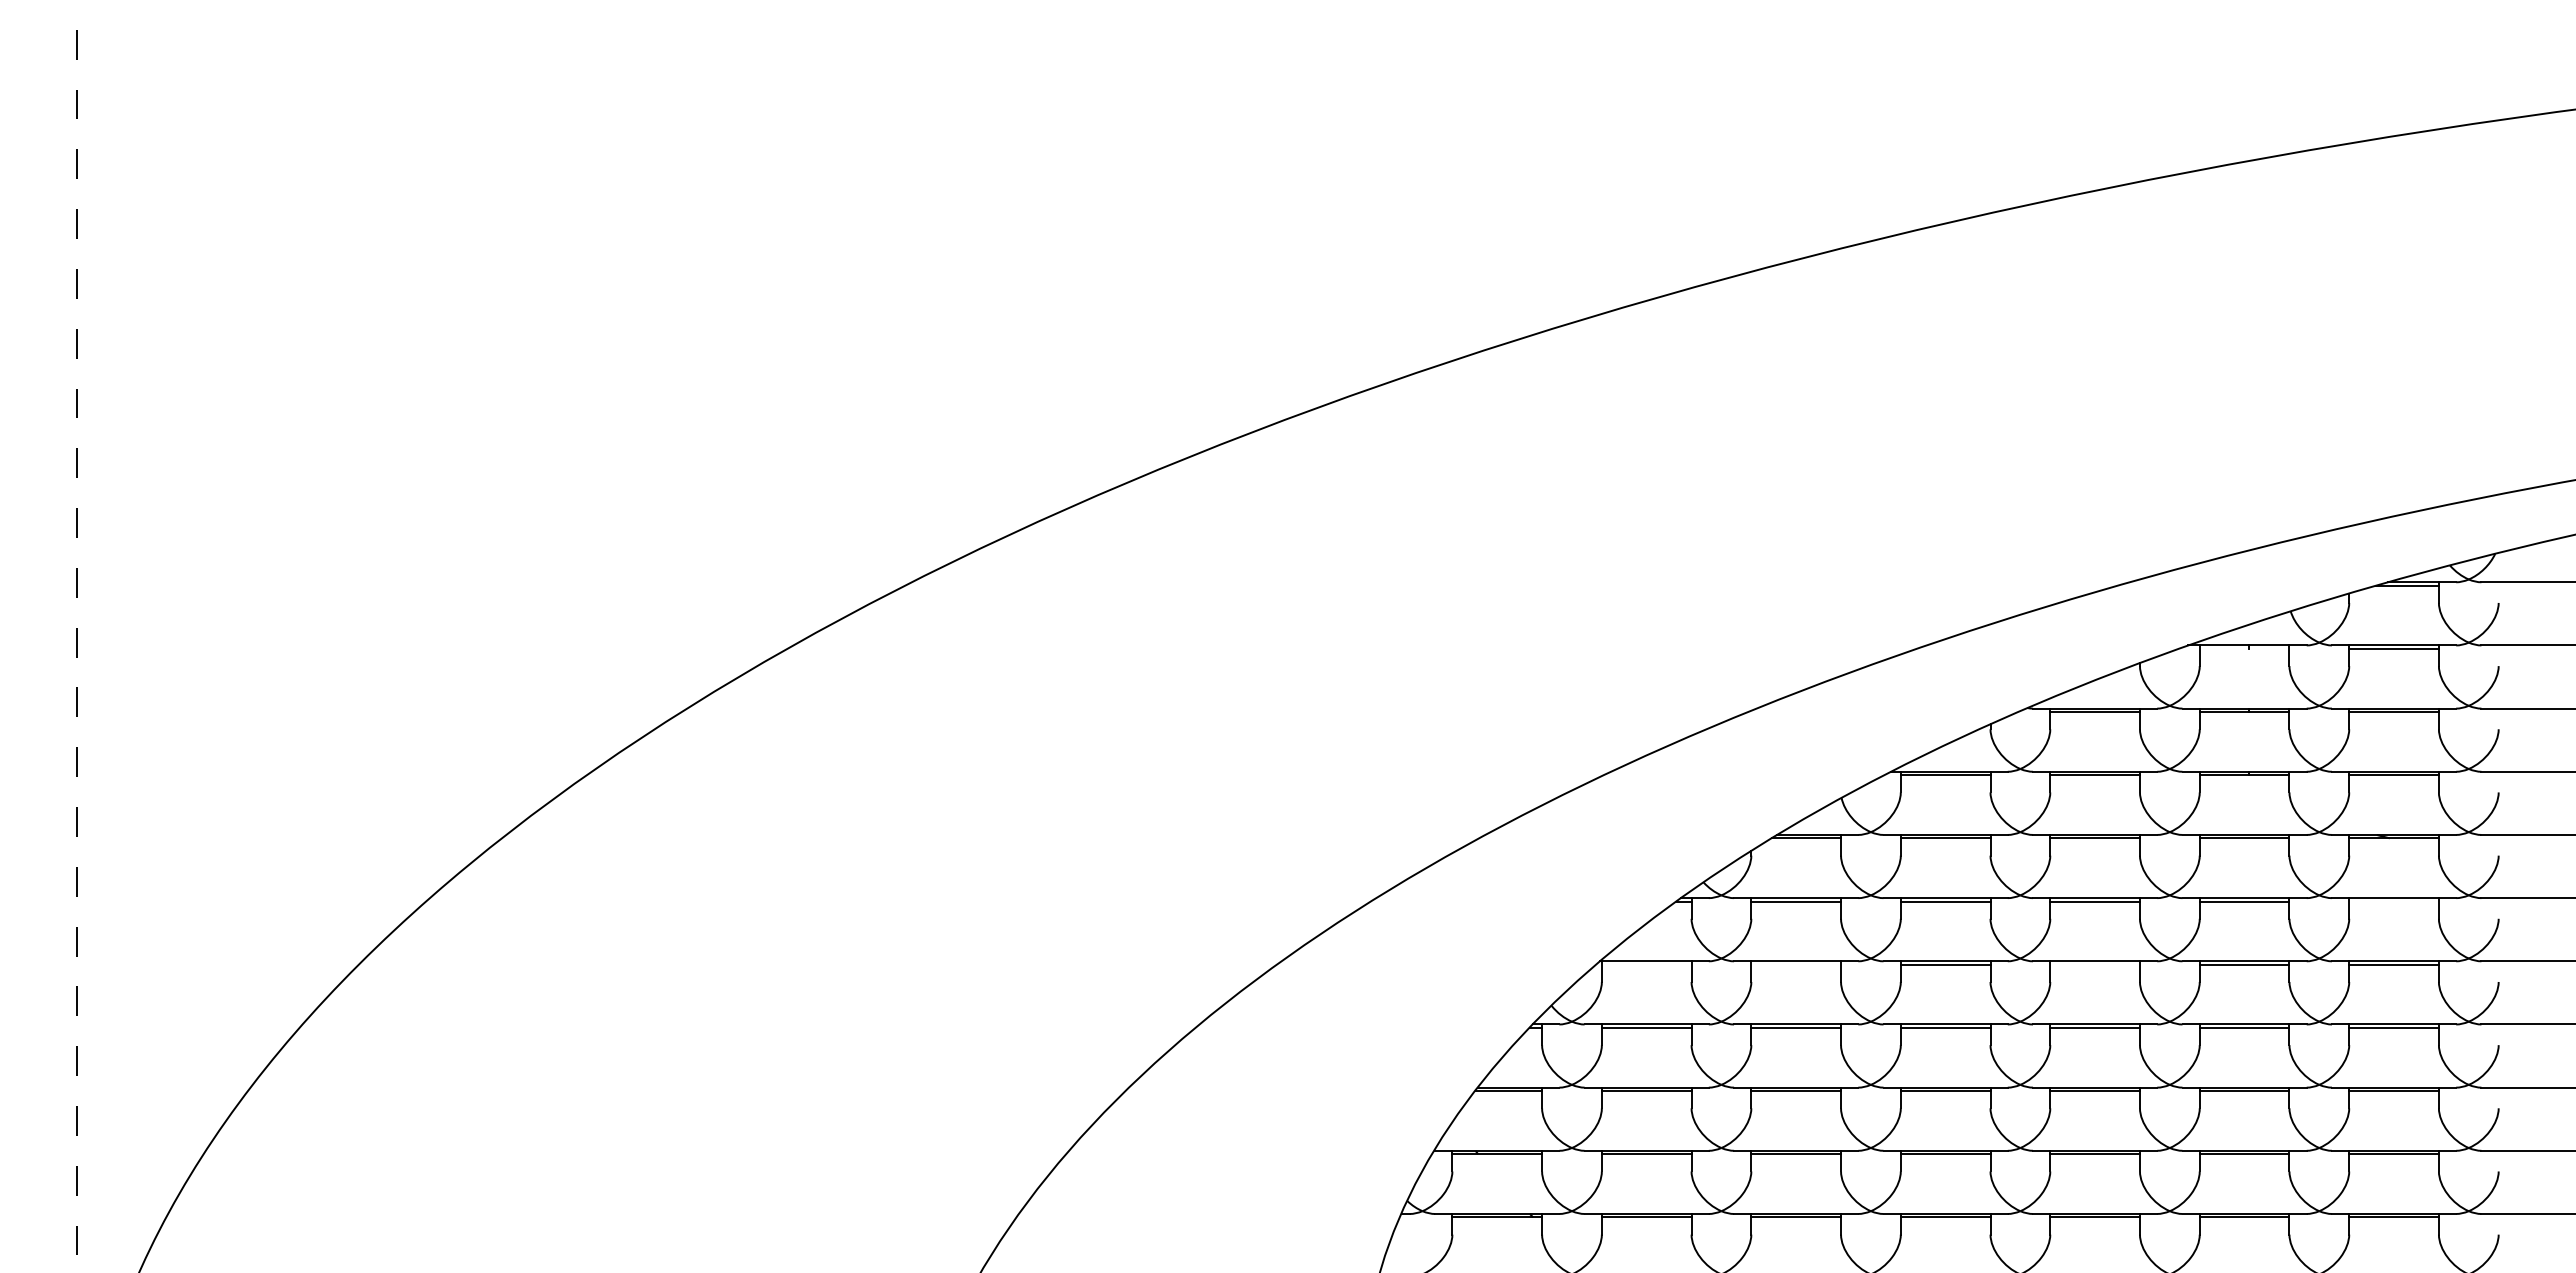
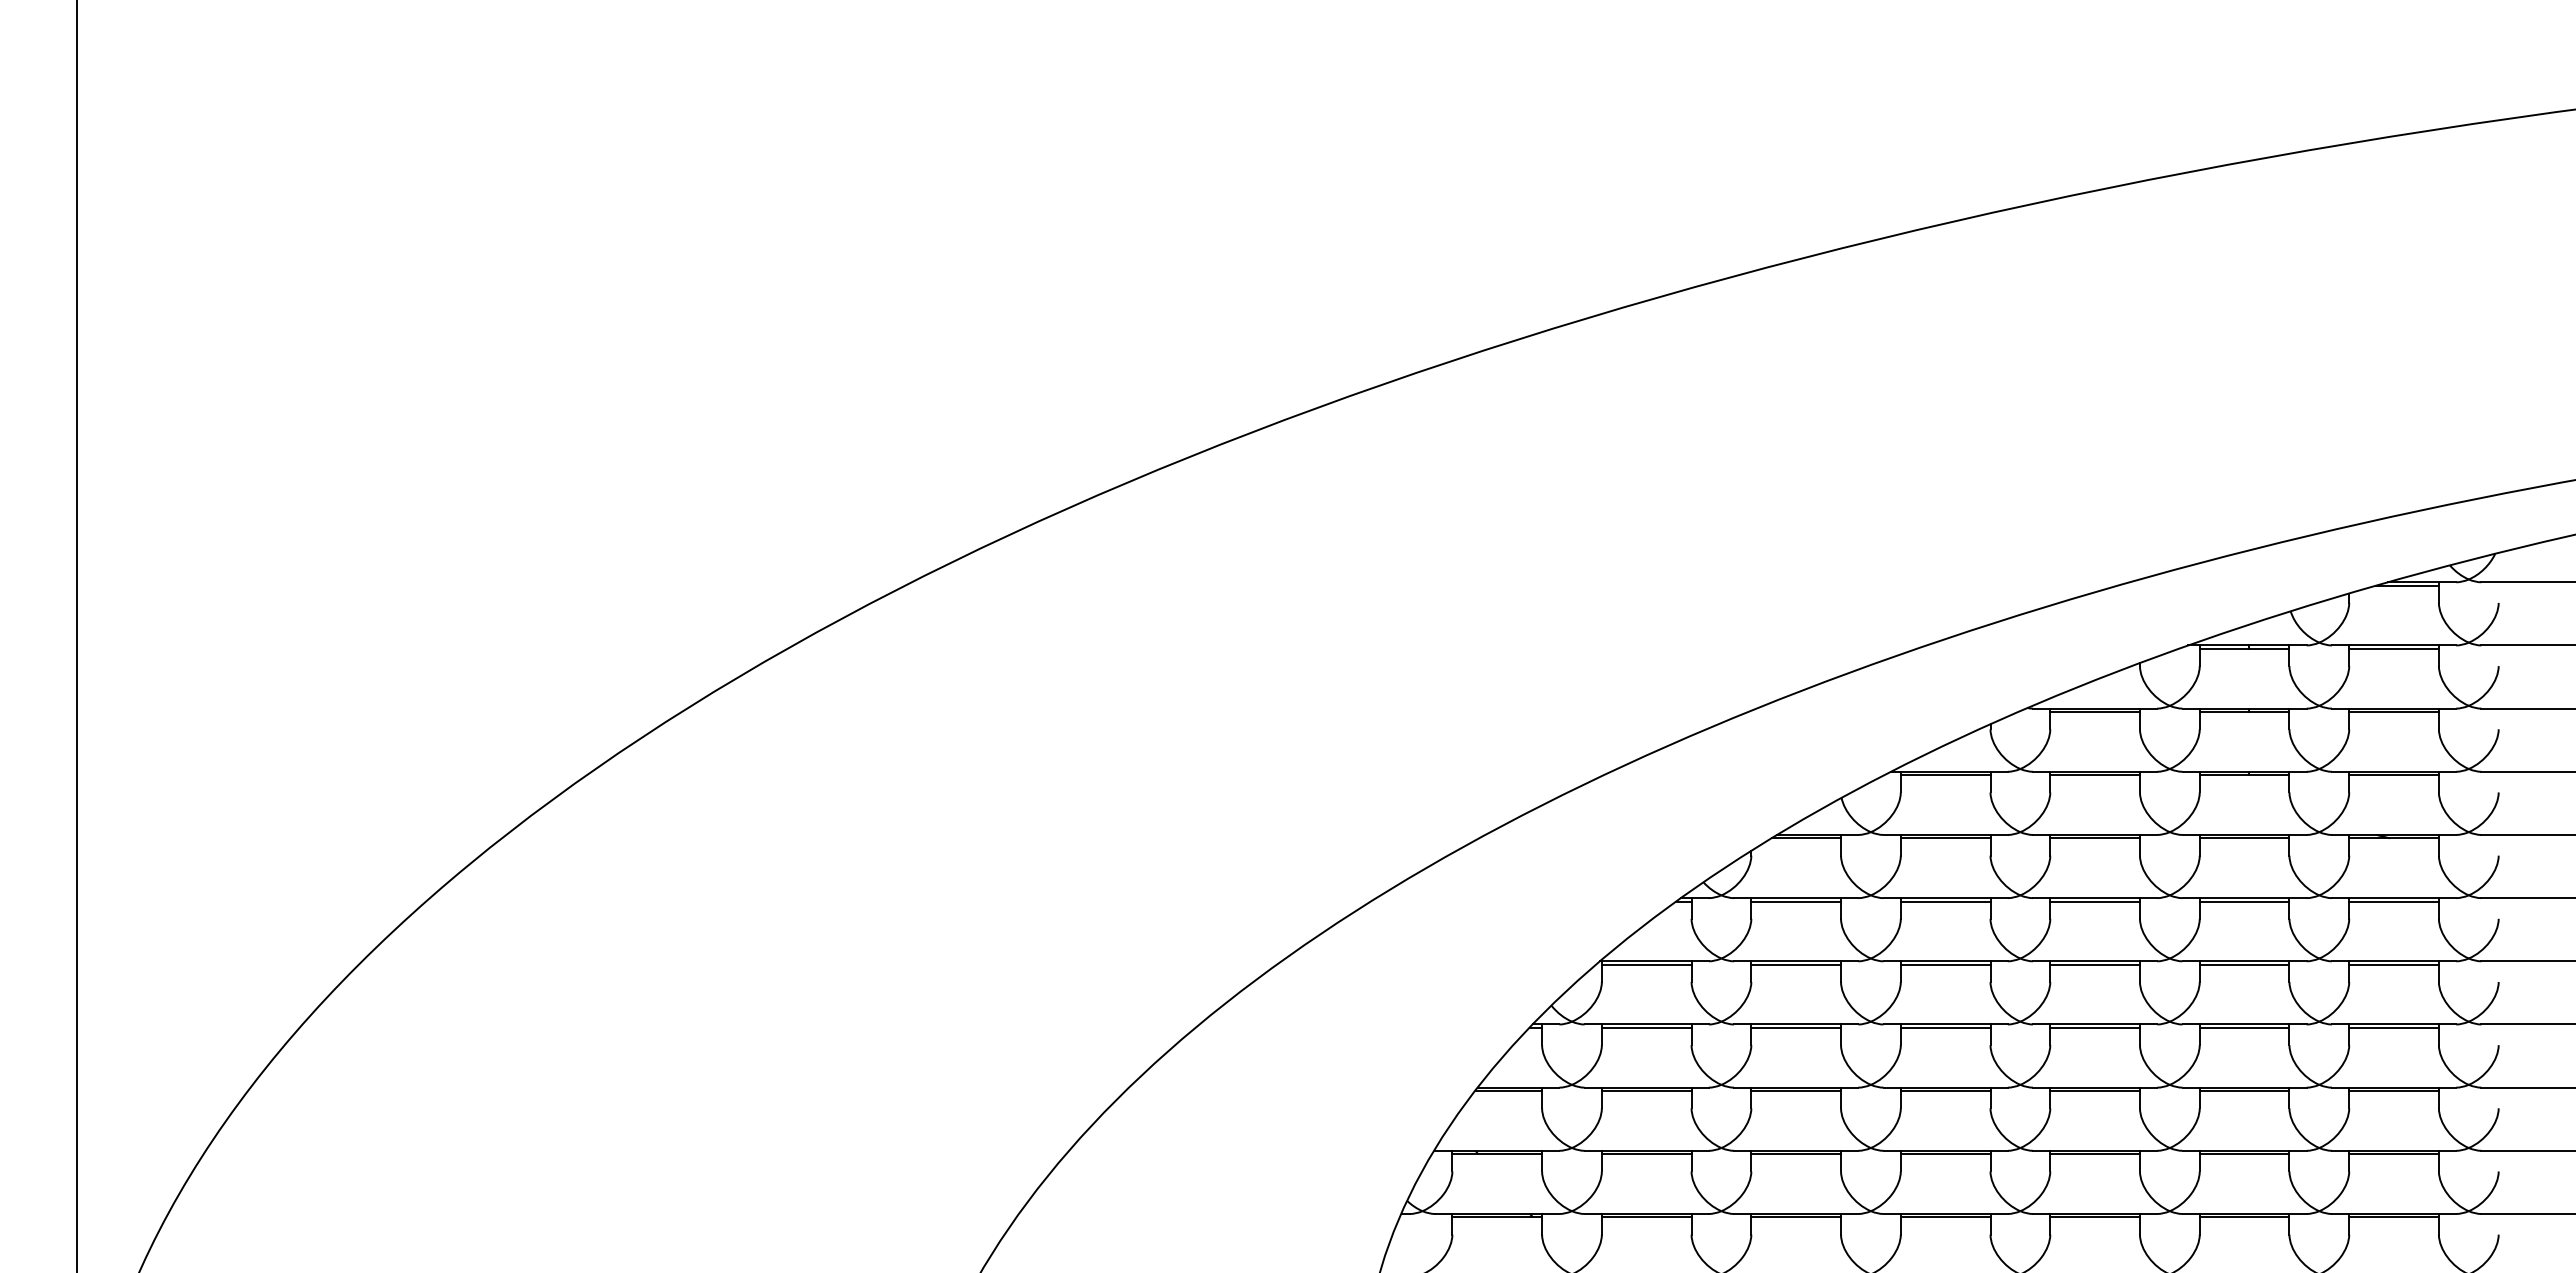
line: dashed -> solid (77, 636)
line: none -> present (2244, 648)
line: none -> present (2393, 901)
line: none -> present (1646, 964)
line: none -> present (1796, 964)
line: none -> present (2094, 964)
